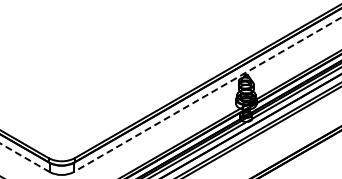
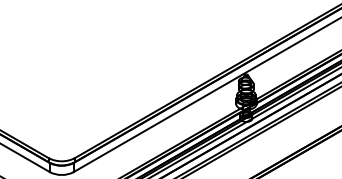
line: dashed -> solid (207, 94)
line: dashed -> solid (24, 157)
